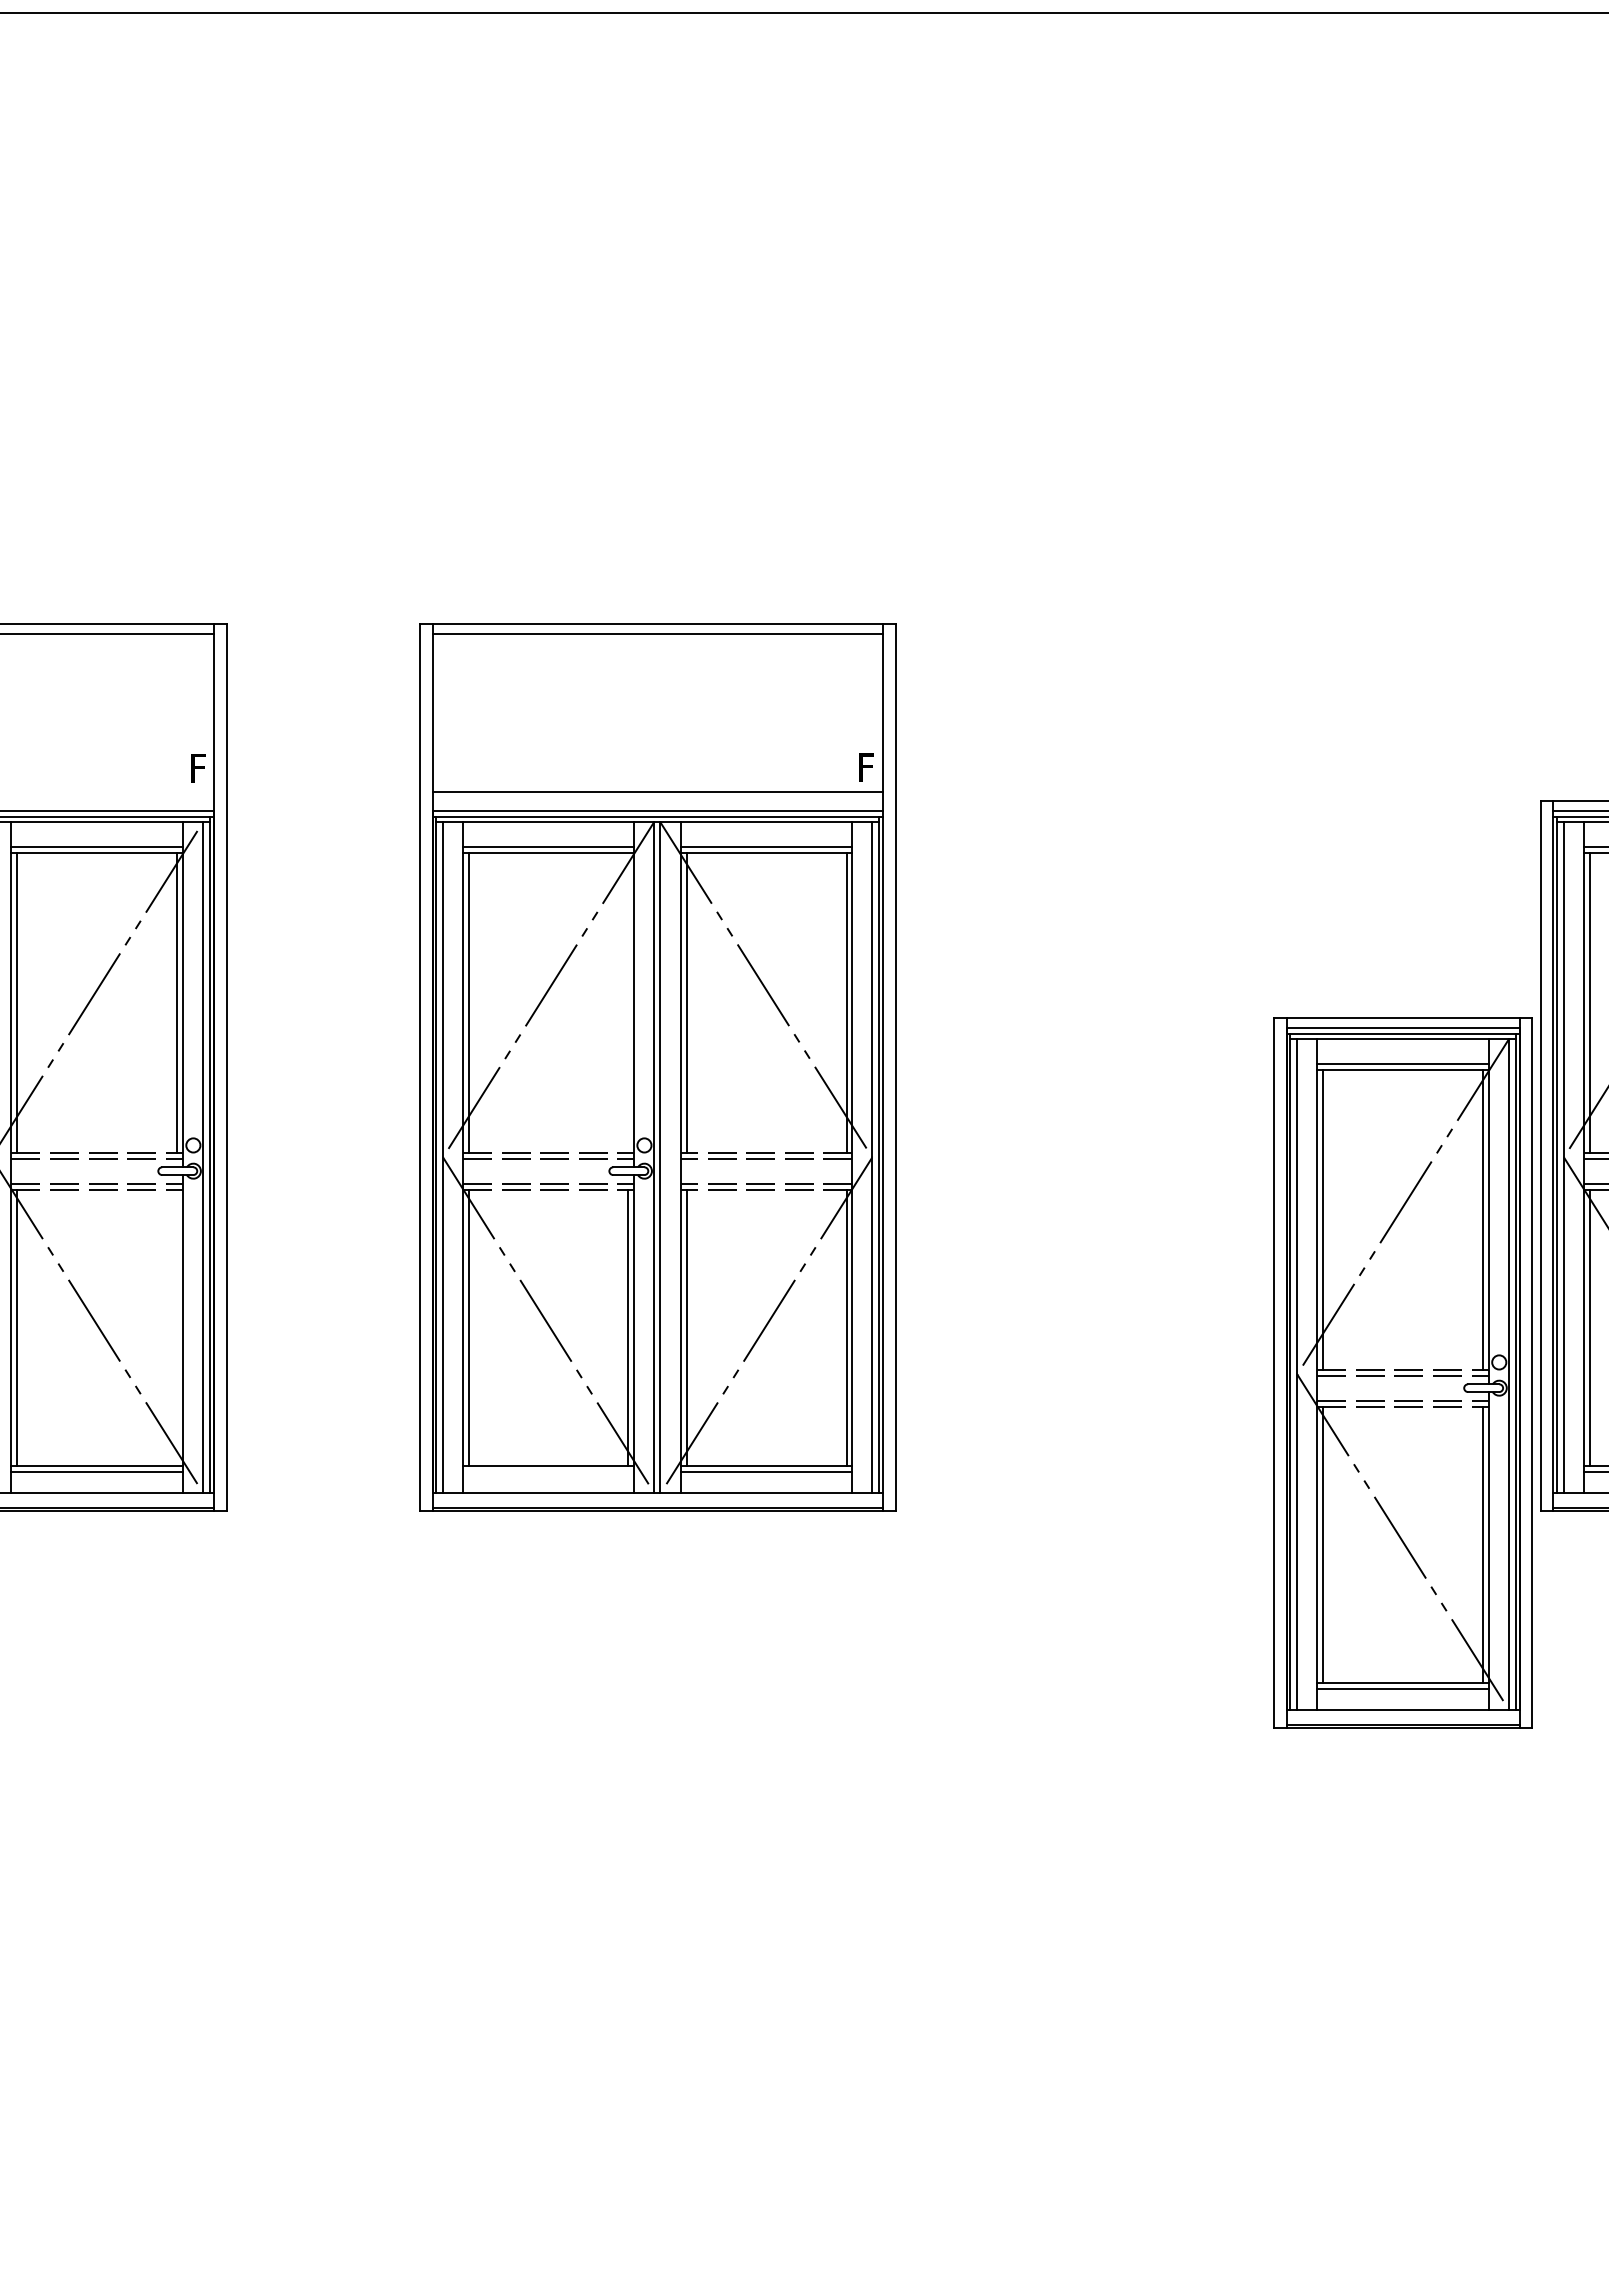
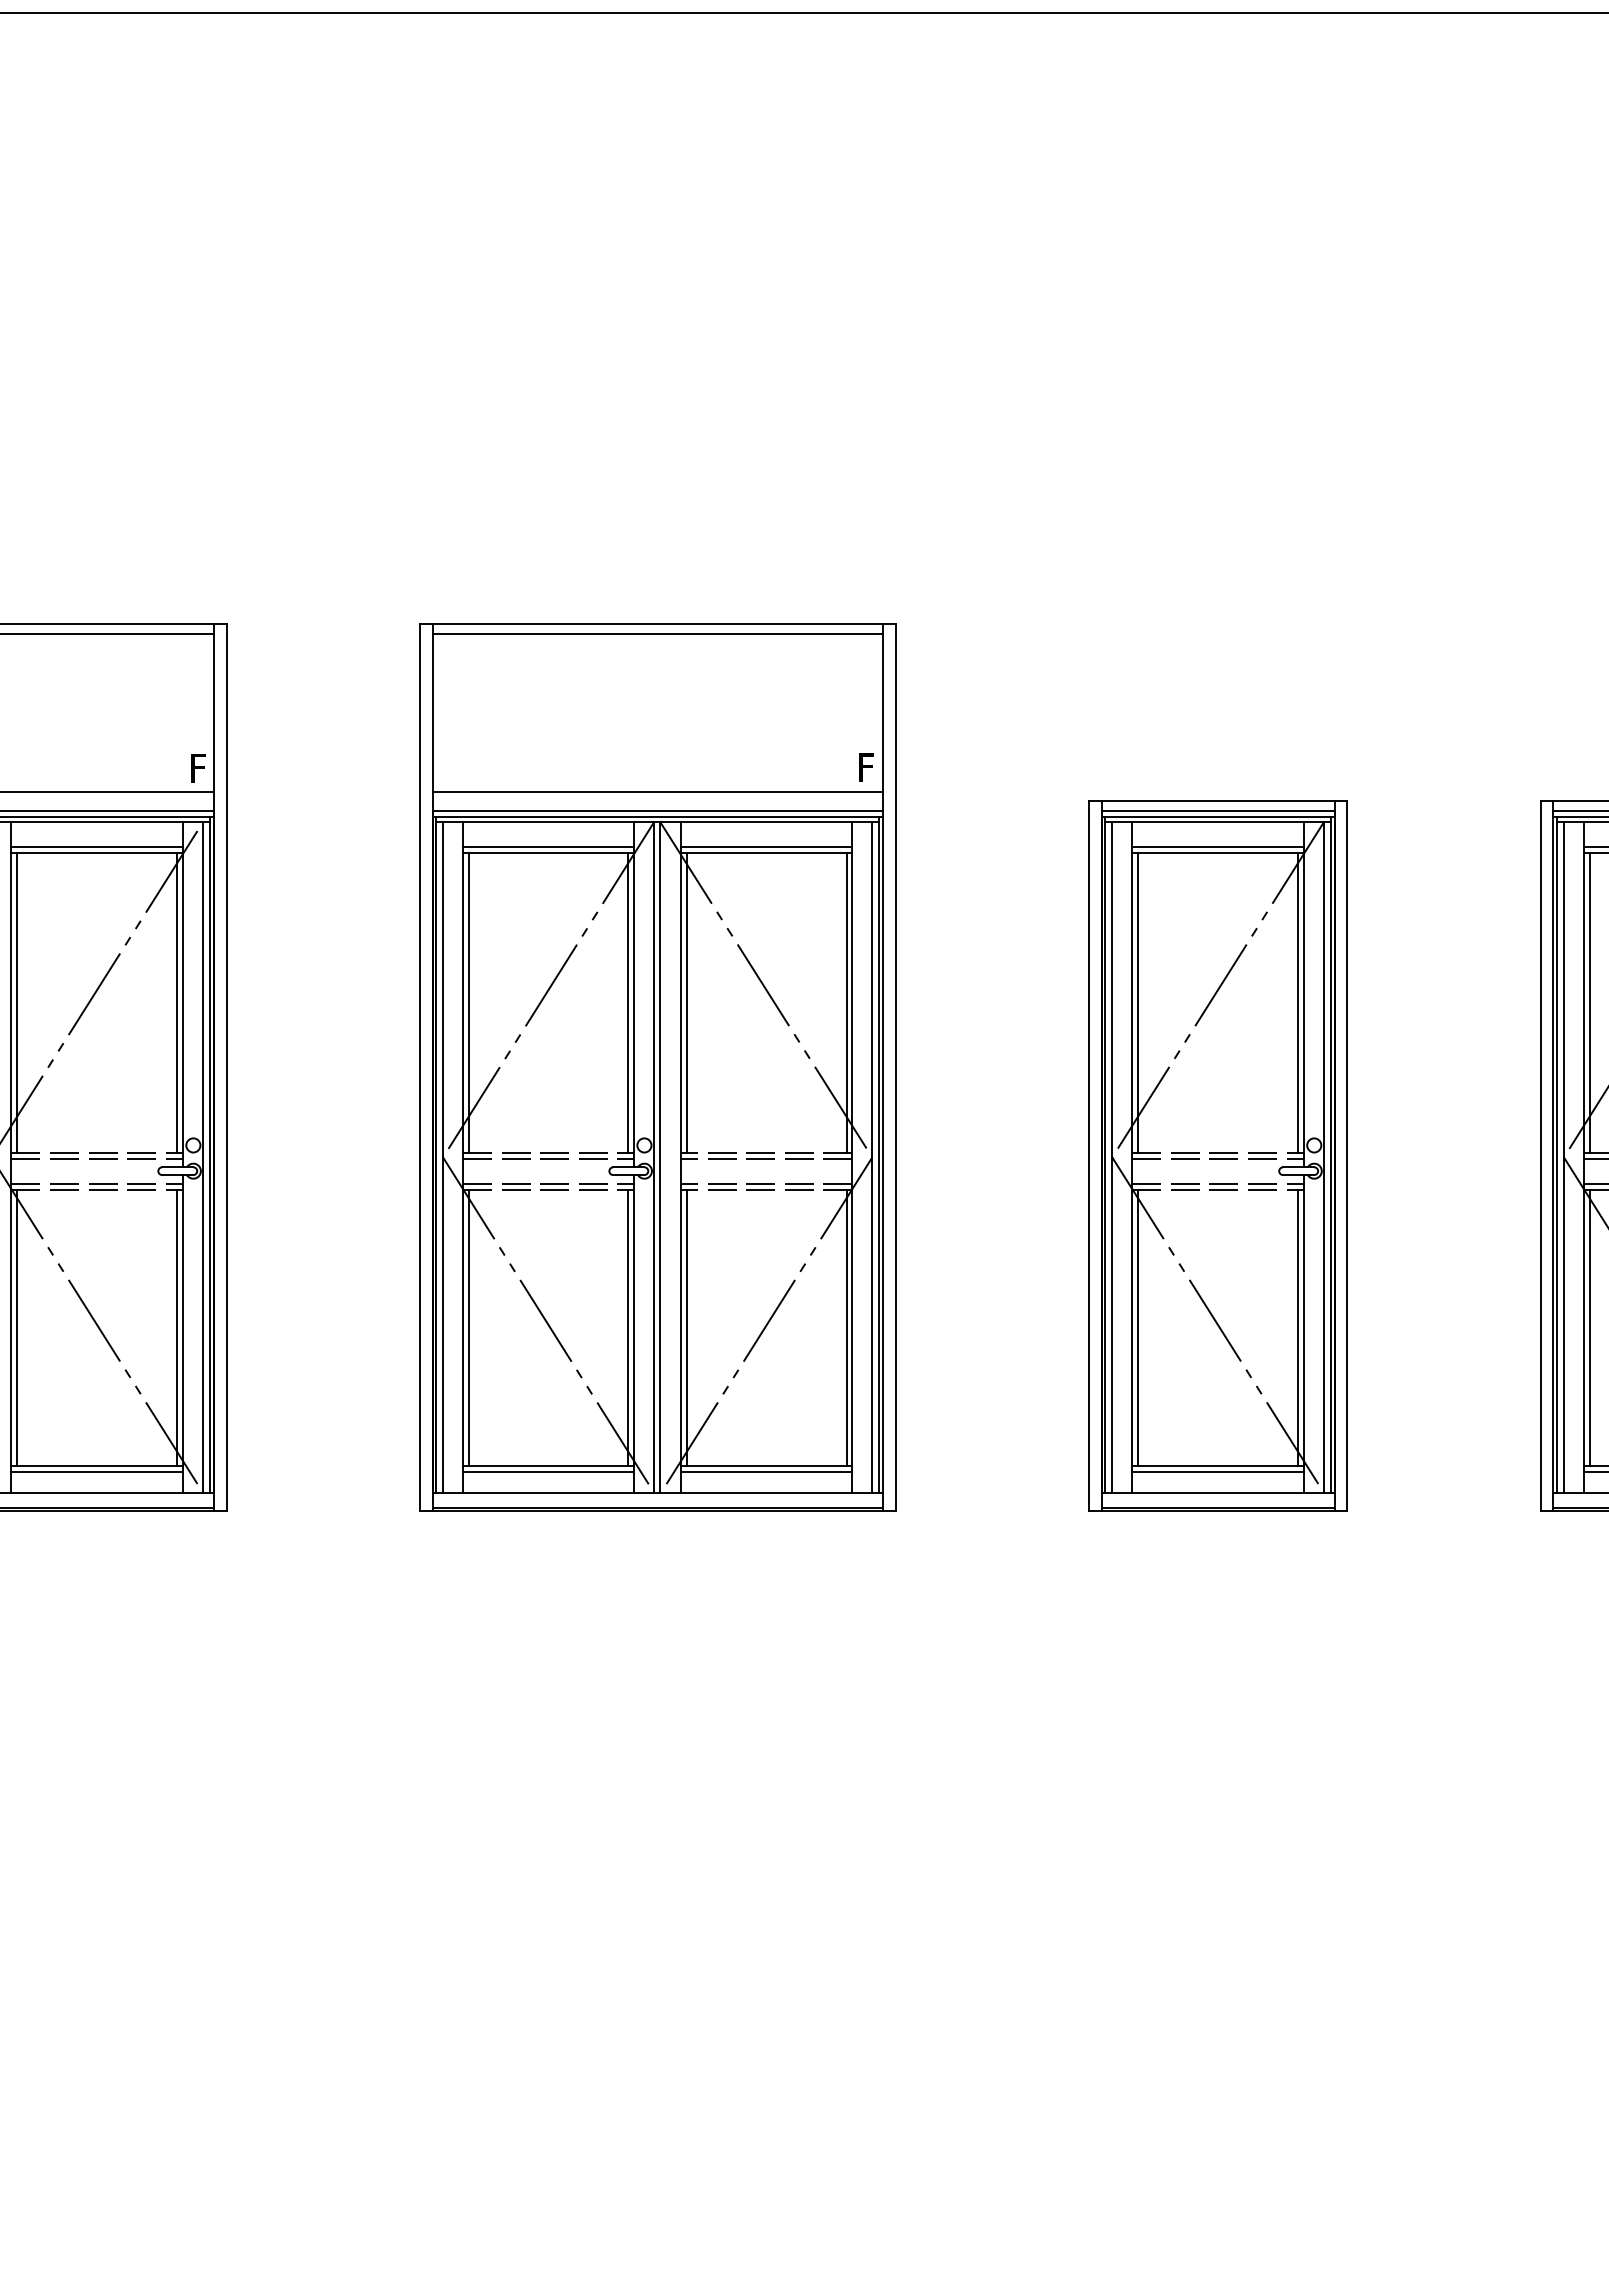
line: none -> present (107, 791)
line: none -> present (628, 1002)
line: none -> present (177, 1327)
part position: (1402, 1372) -> (1217, 1155) (1217, 1155)
line: none -> present (548, 1472)
